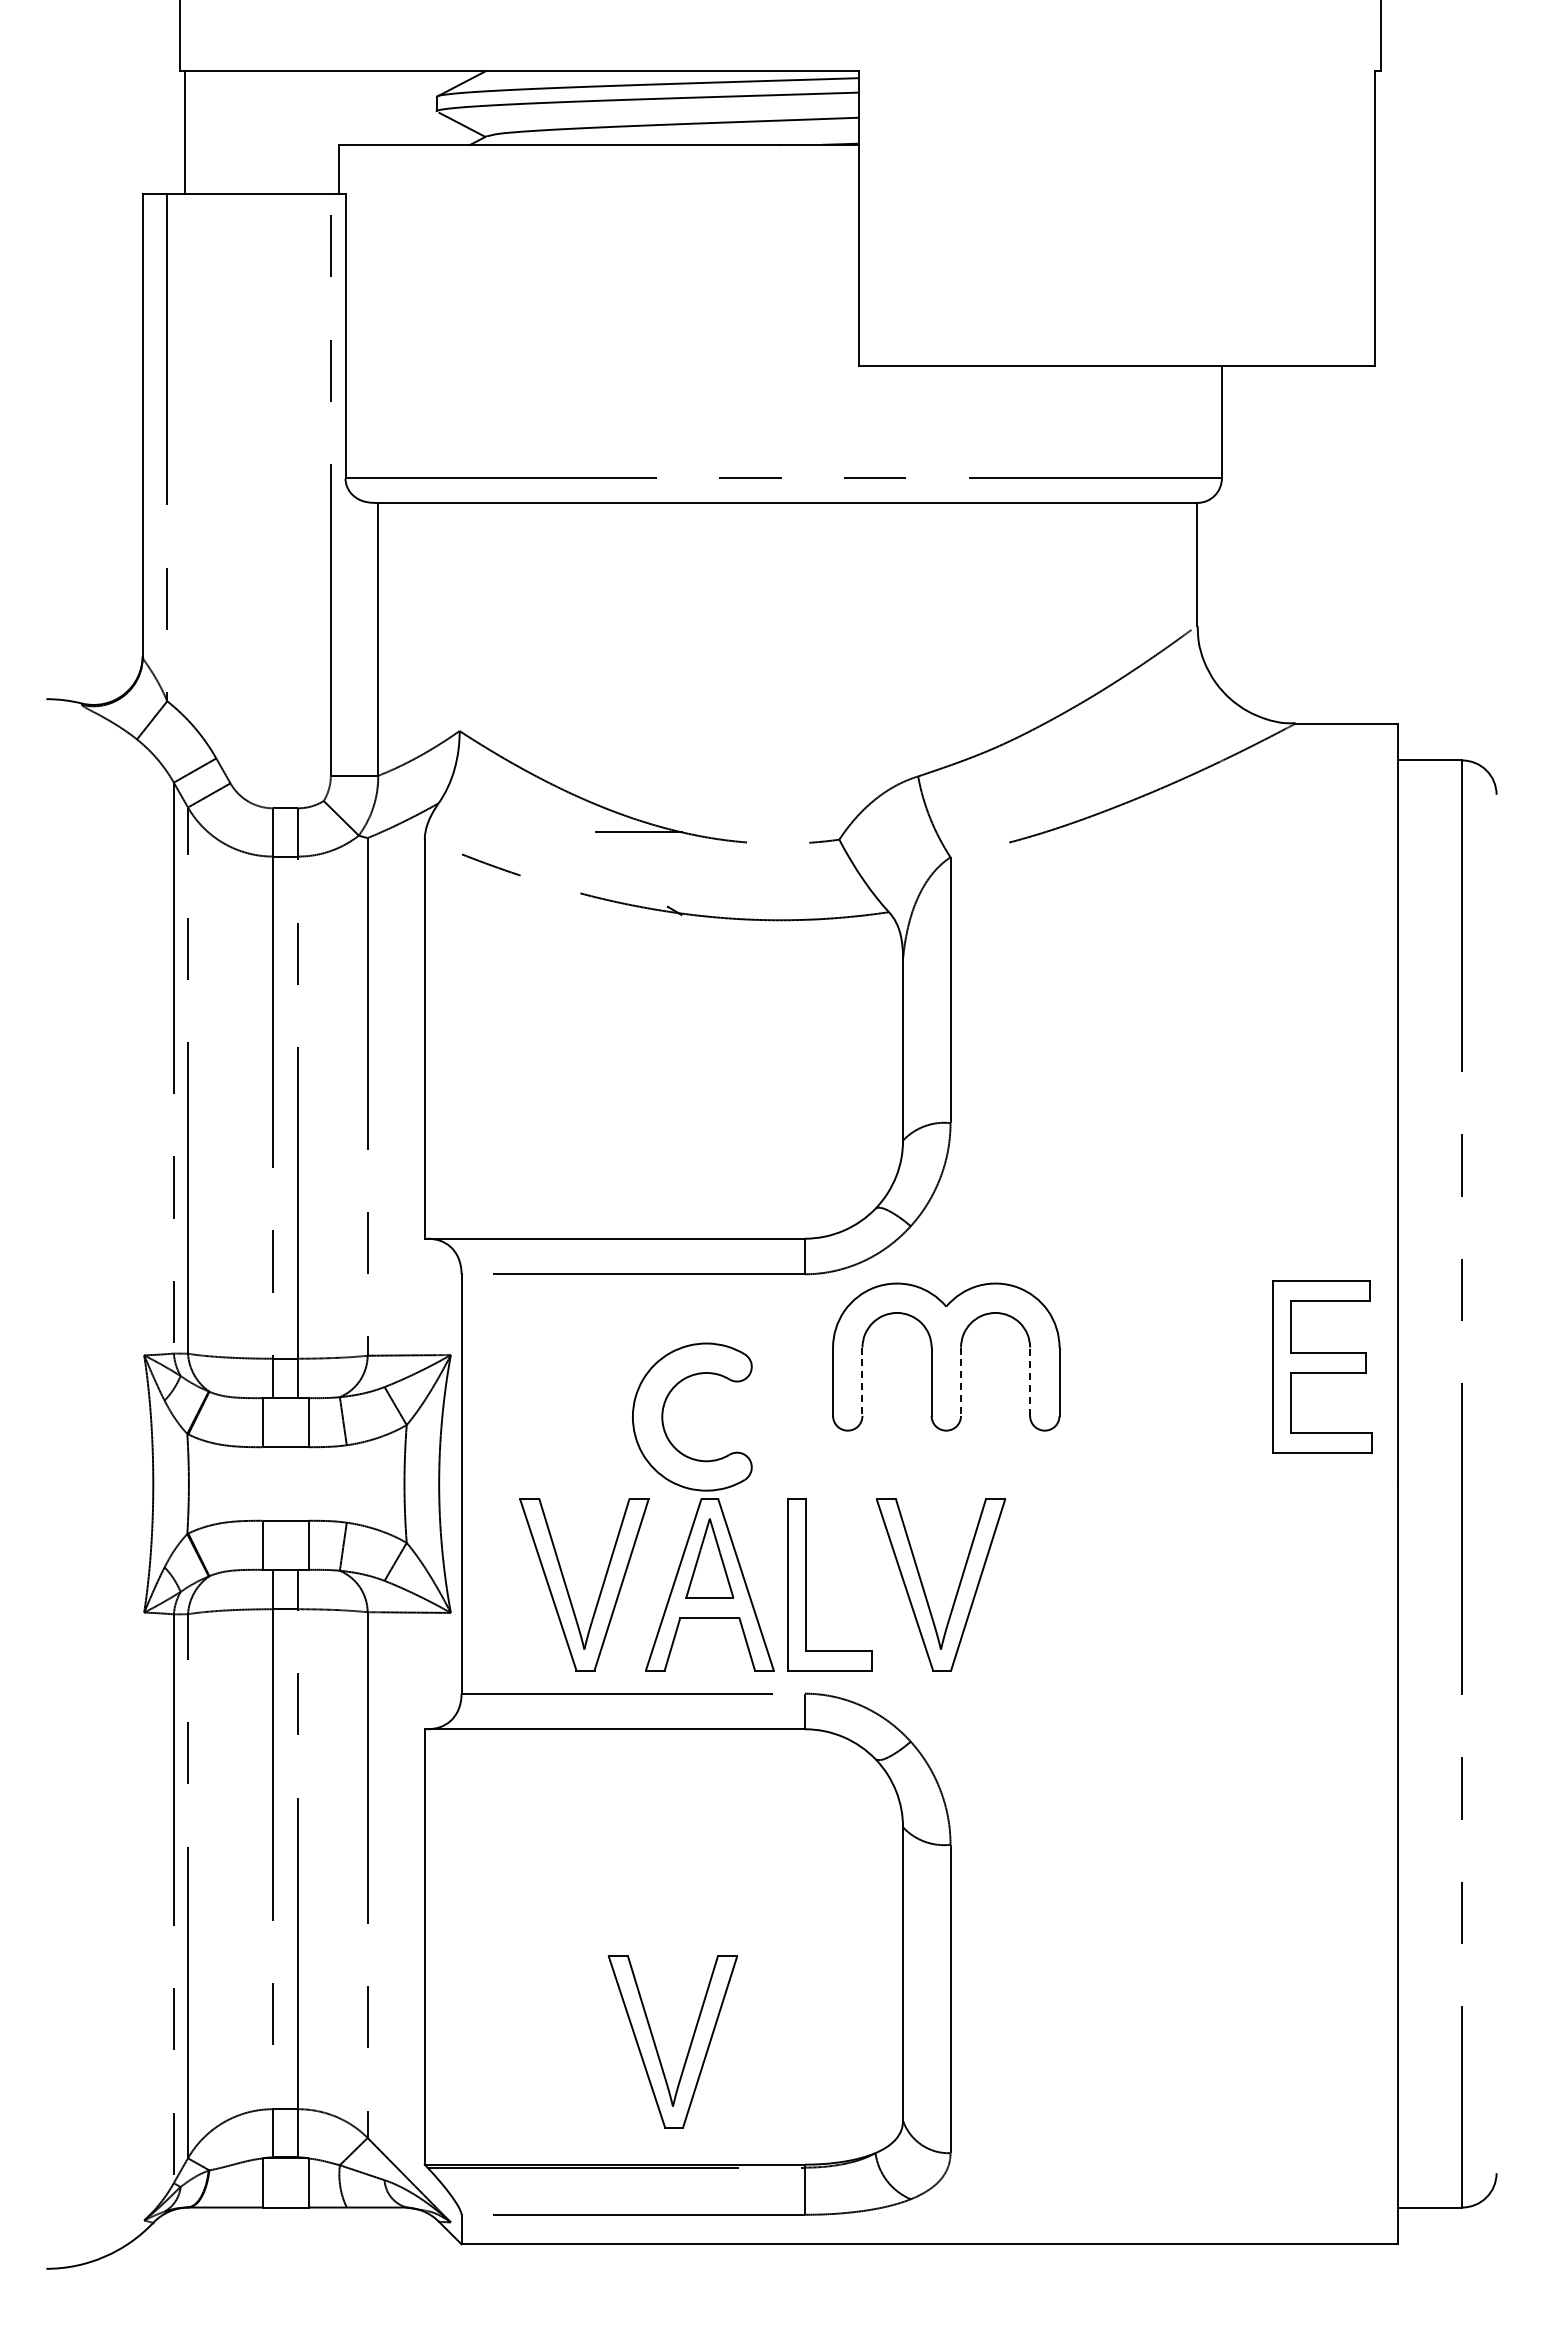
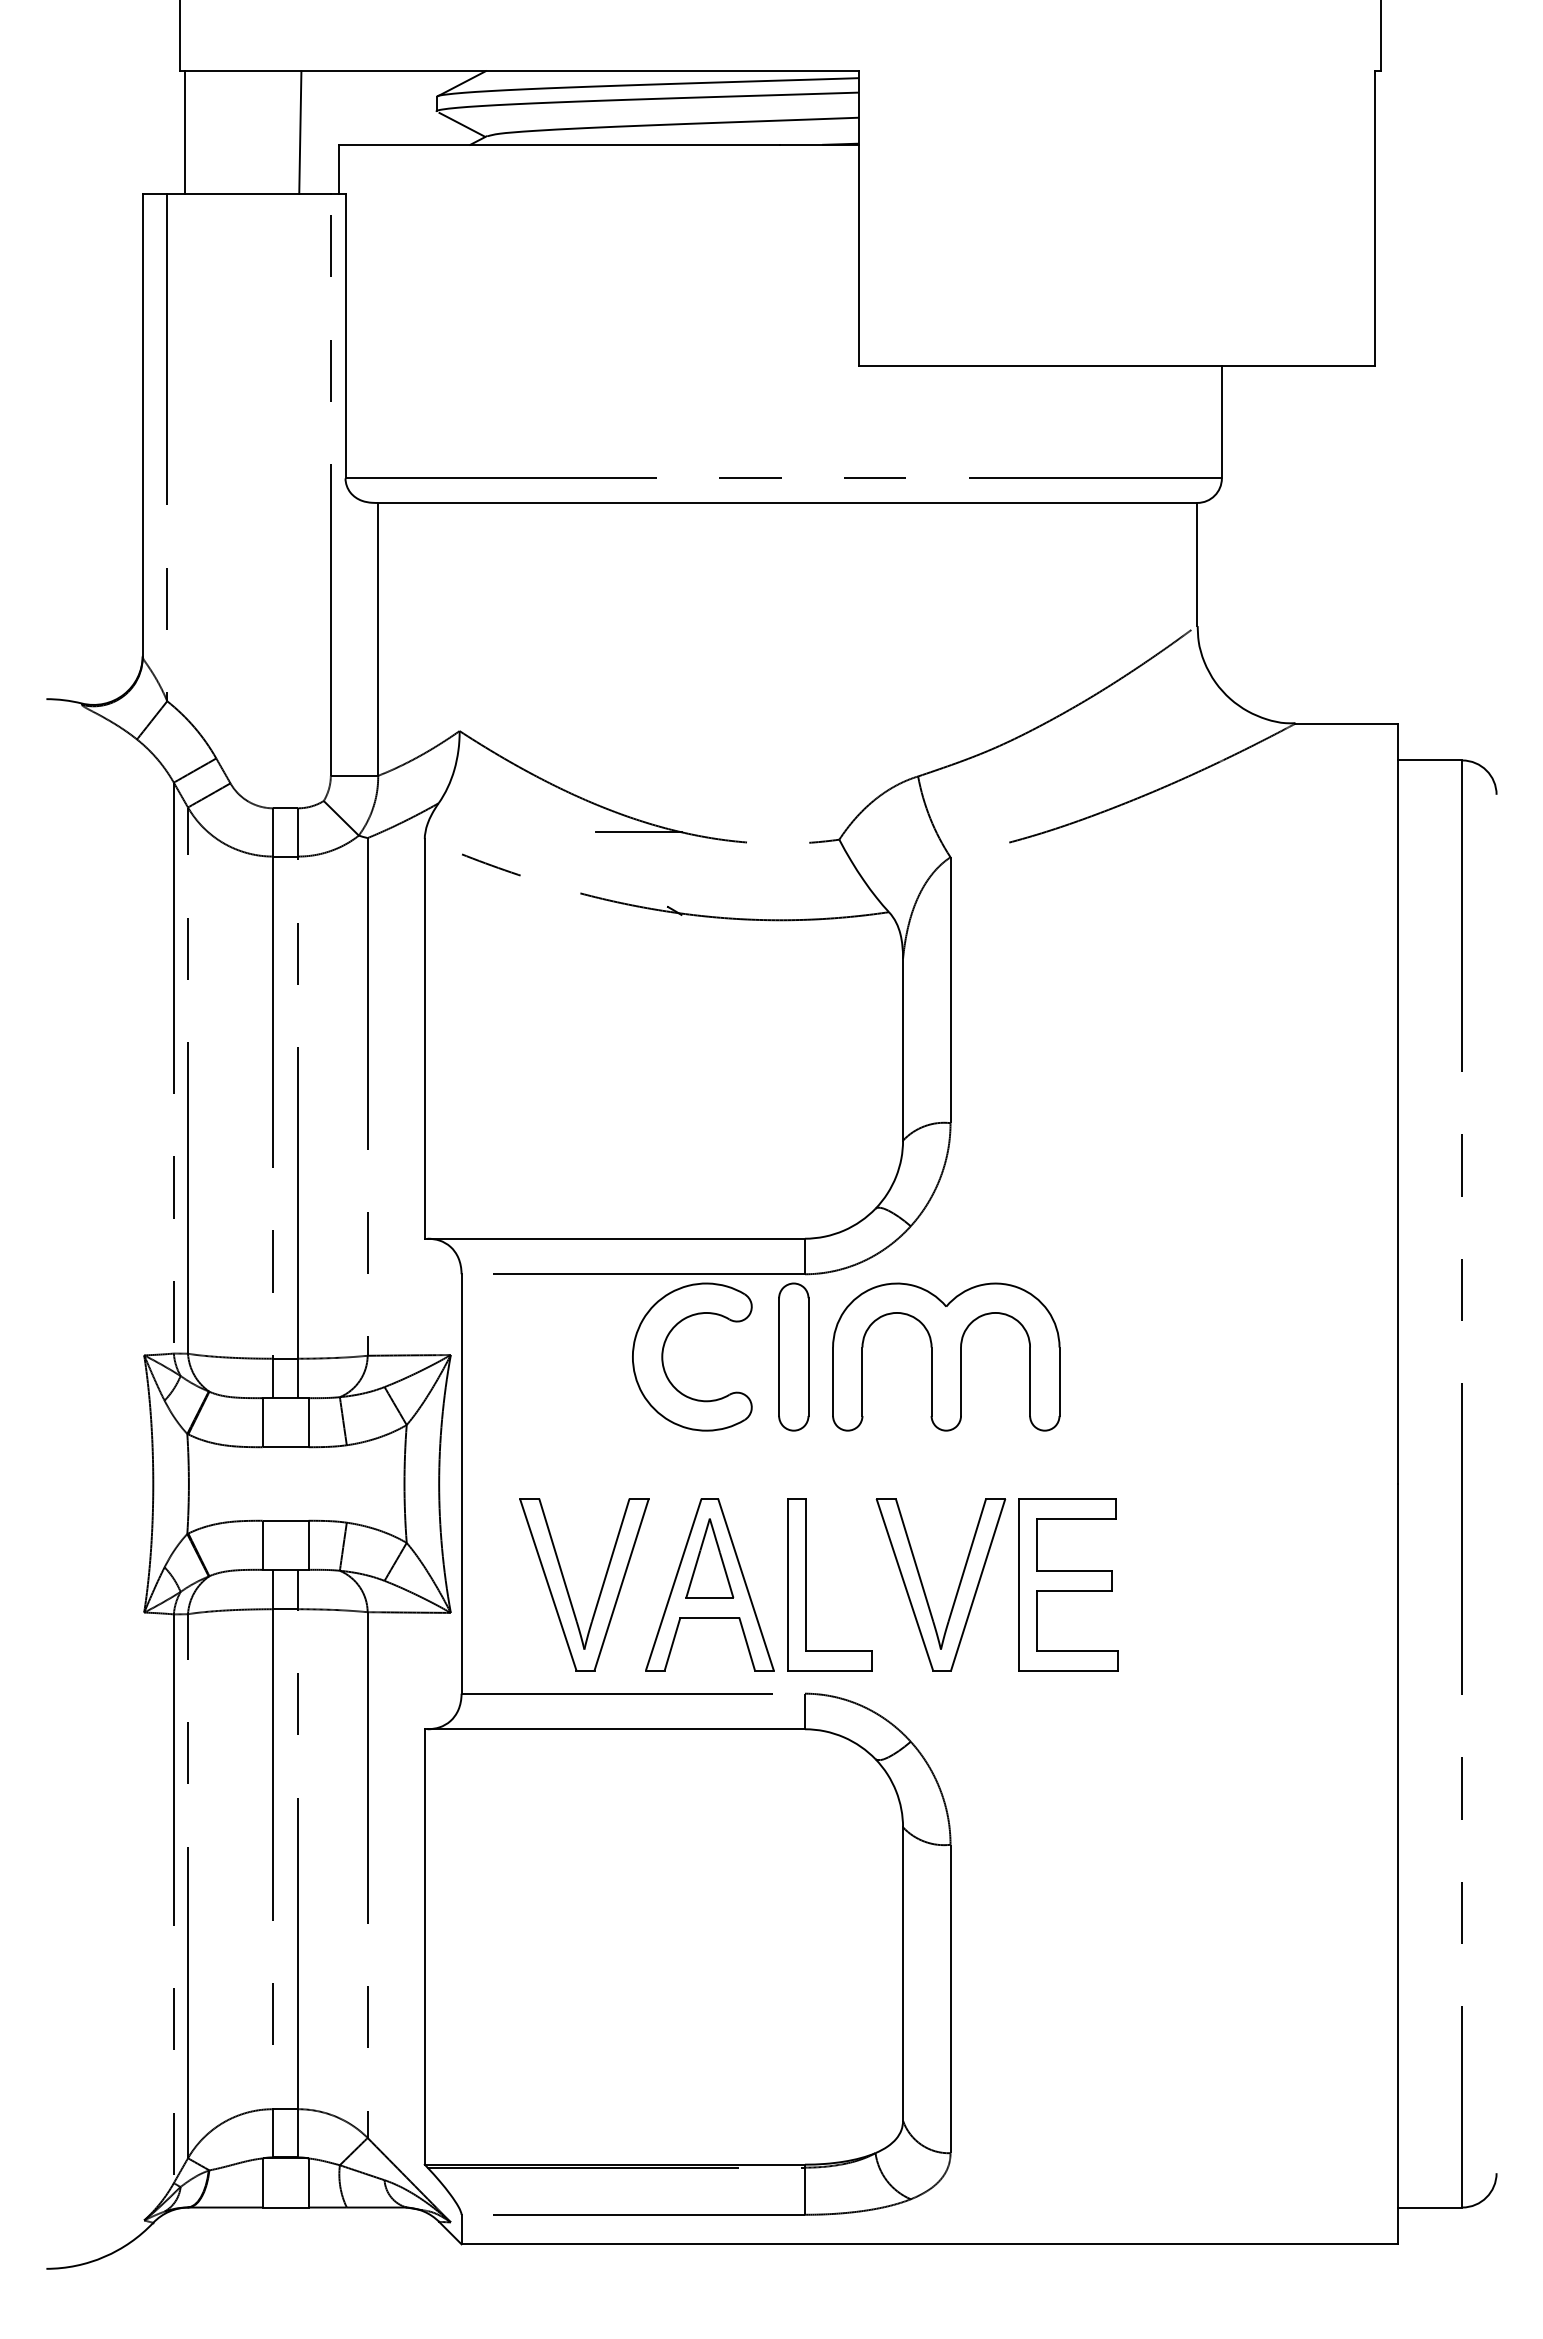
line: none -> present (300, 132)
part: none -> present (793, 1356)
part position: (1322, 1366) -> (1068, 1584) (1068, 1584)
line: dashed -> solid (1030, 1381)
line: dashed -> solid (862, 1382)
line: dashed -> solid (961, 1382)
part position: (663, 1416) -> (663, 1356) (663, 1356)
part: present -> none (656, 2045)
